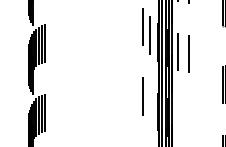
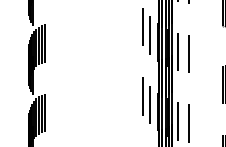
line: none -> present (150, 104)
line: none -> present (177, 121)
line: none -> present (188, 123)
